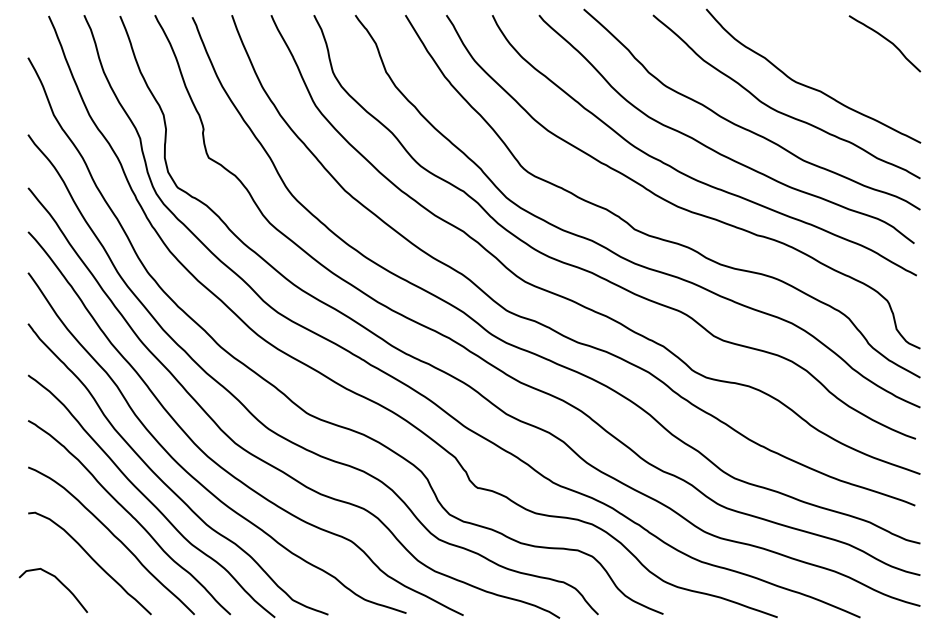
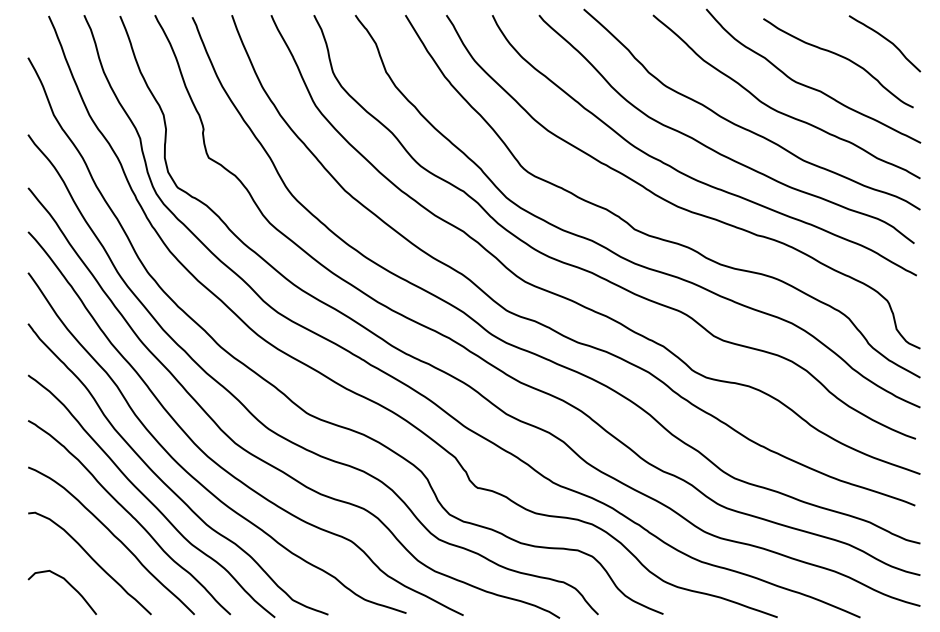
curve: none -> present (841, 57)
curve position: (59, 582) -> (68, 584) (68, 584)
